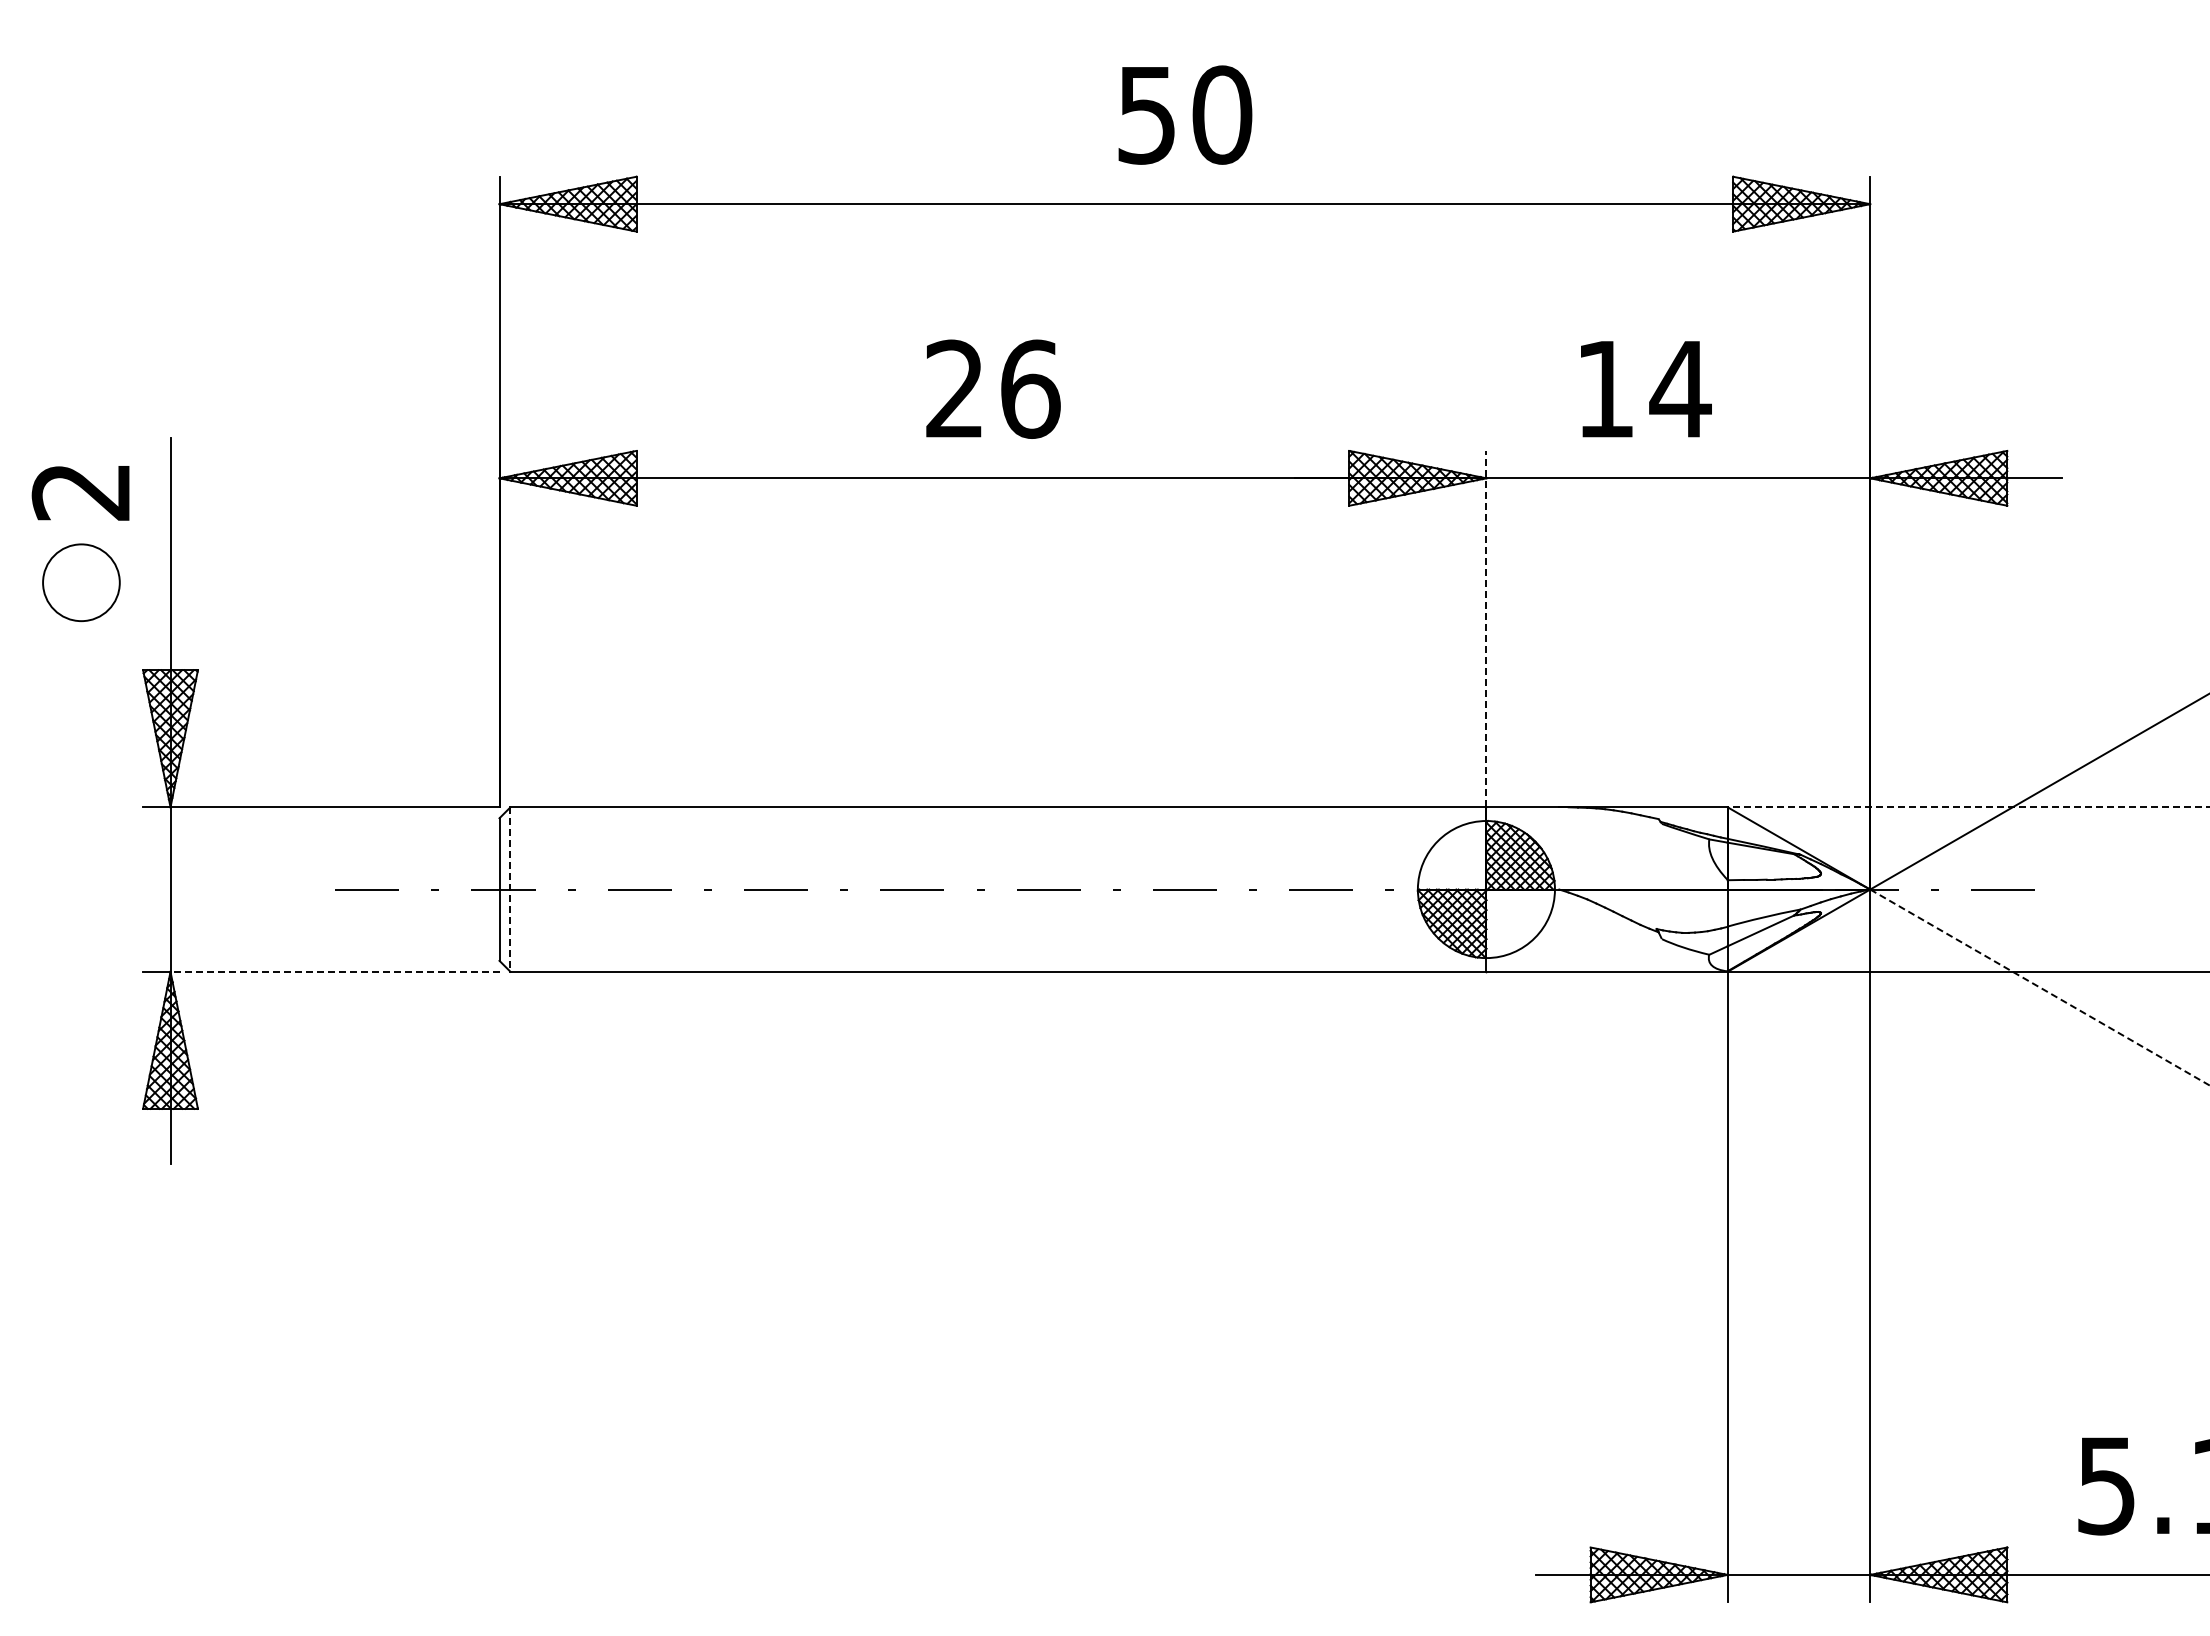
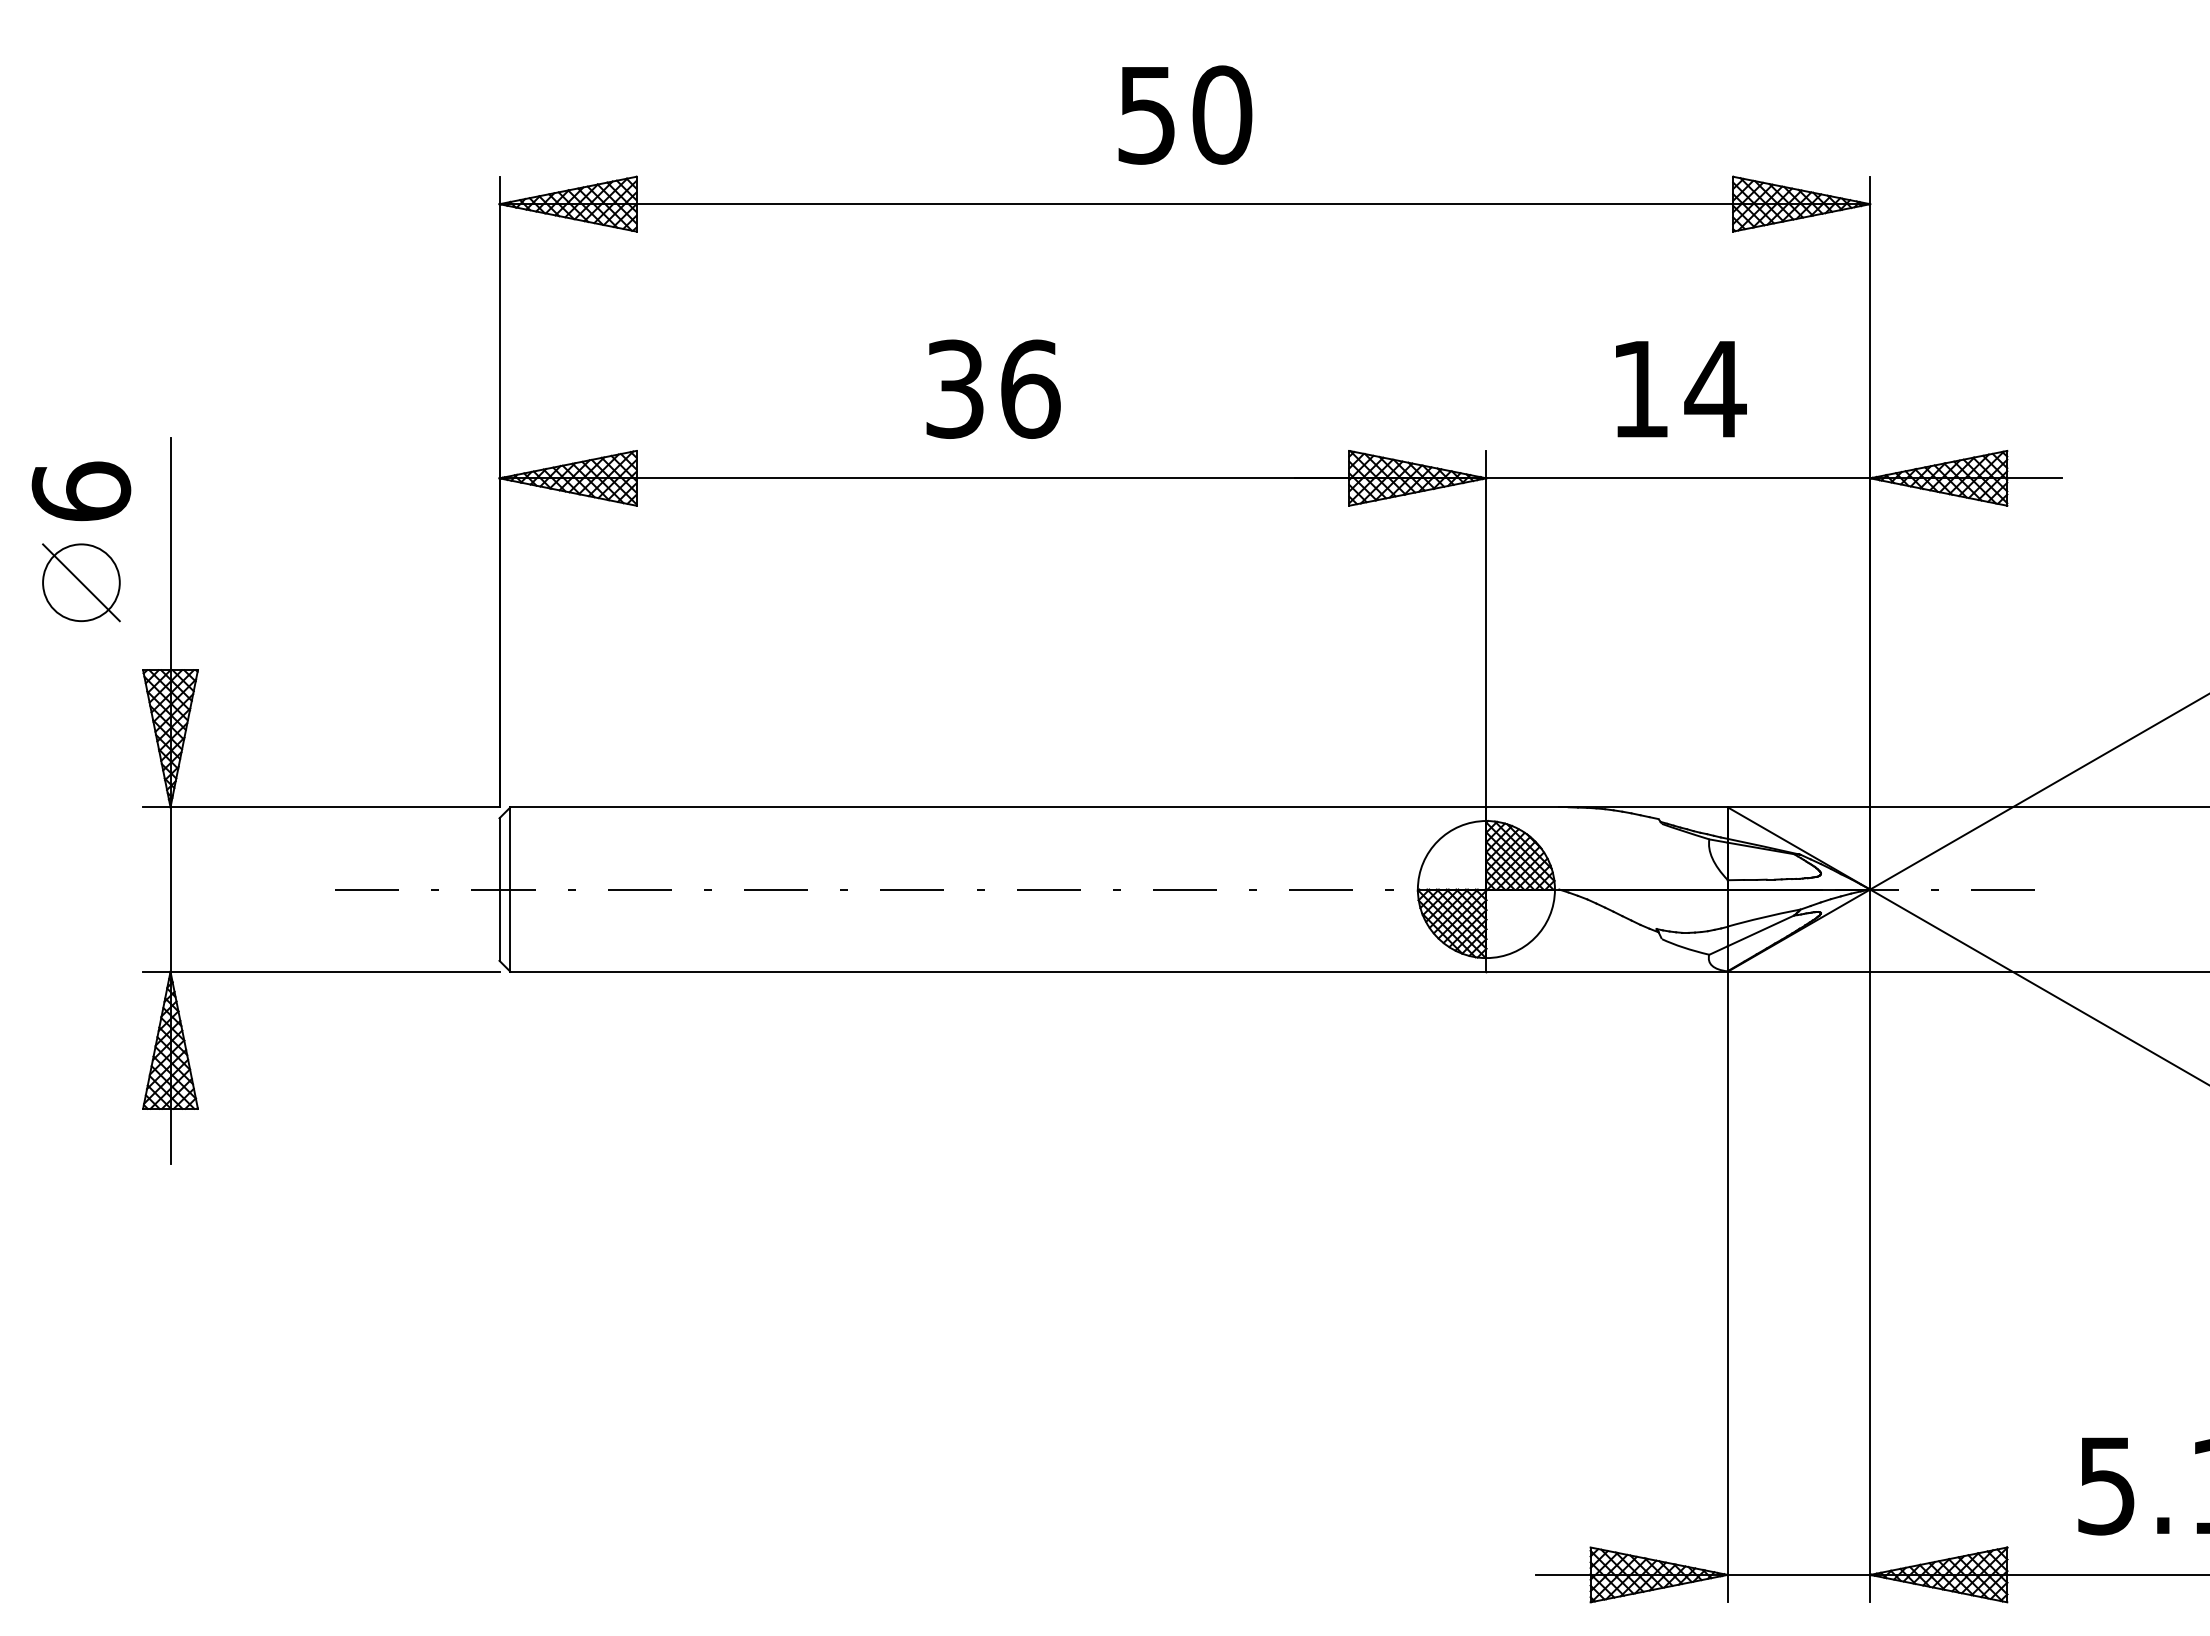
text: 26 -> 36 (954, 388)
text position: (1646, 389) -> (1681, 389) (1681, 389)
text: 2 -> 6 (81, 491)
line: none -> present (81, 582)
line: dashed -> solid (1486, 628)
line: dashed -> solid (1968, 807)
line: dashed -> solid (510, 890)
line: dashed -> solid (334, 971)
line: dashed -> solid (2039, 987)
